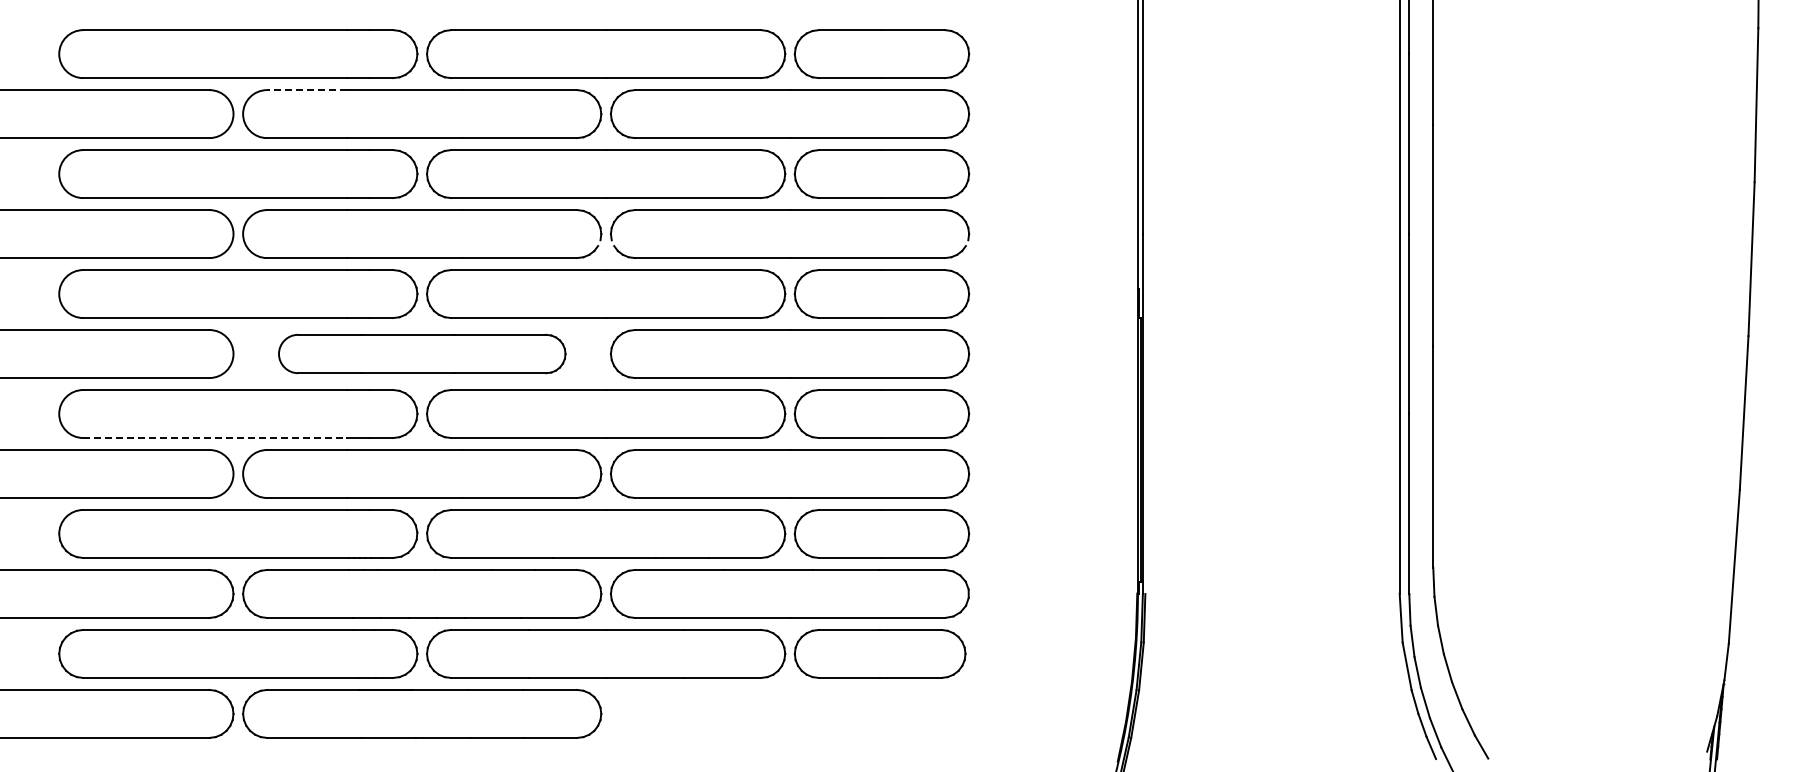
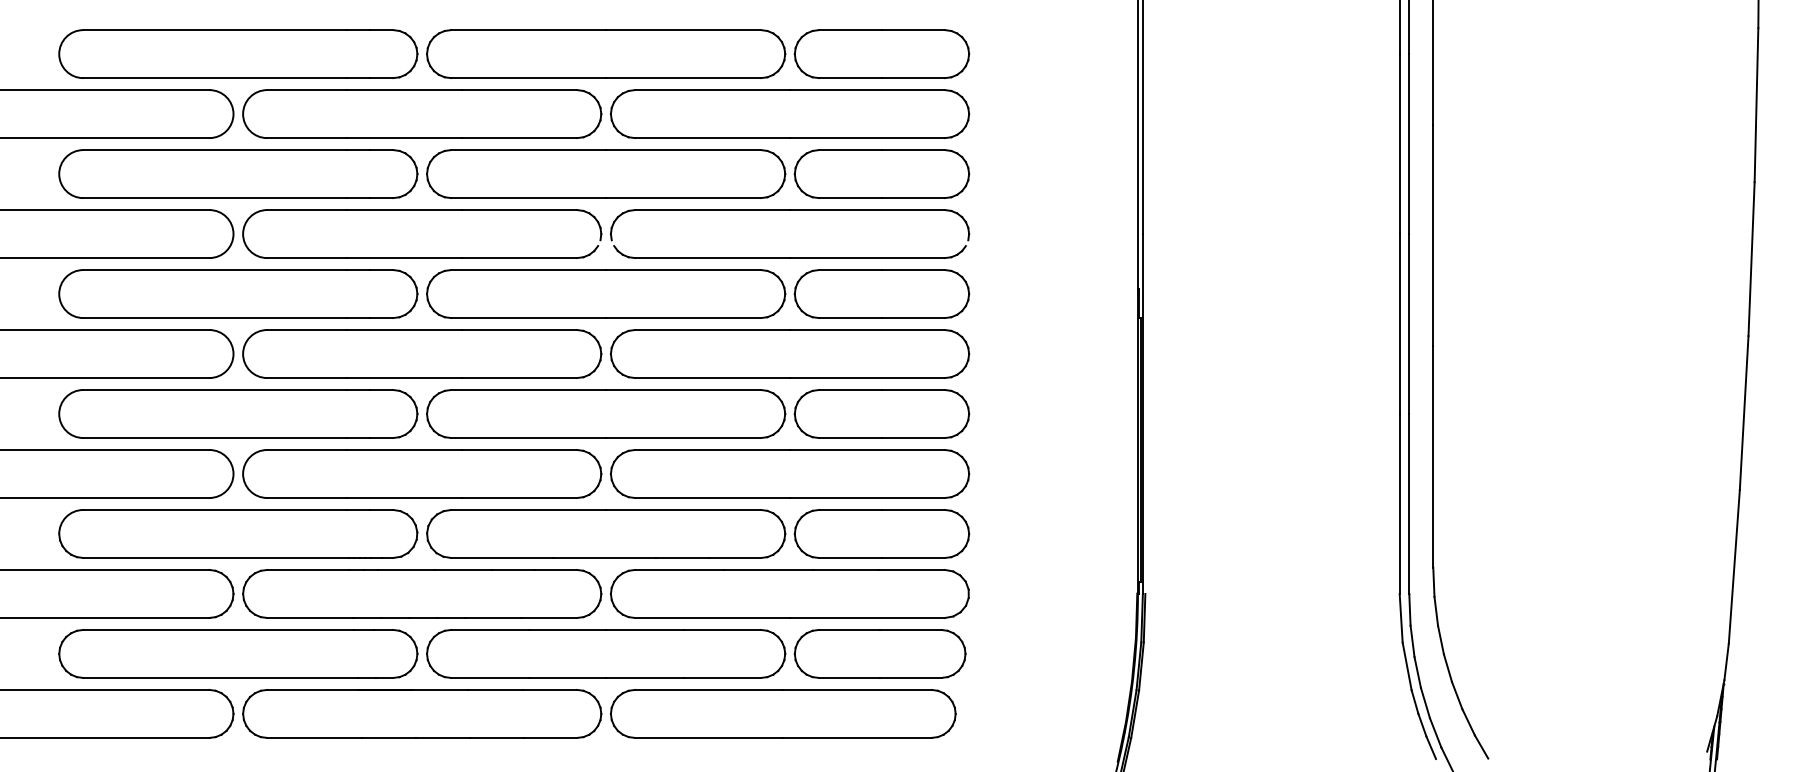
line: dashed -> solid (306, 90)
part size: 289x42 px -> 361x50 px (422, 353)
line: dashed -> solid (214, 438)
part: none -> present (783, 713)
